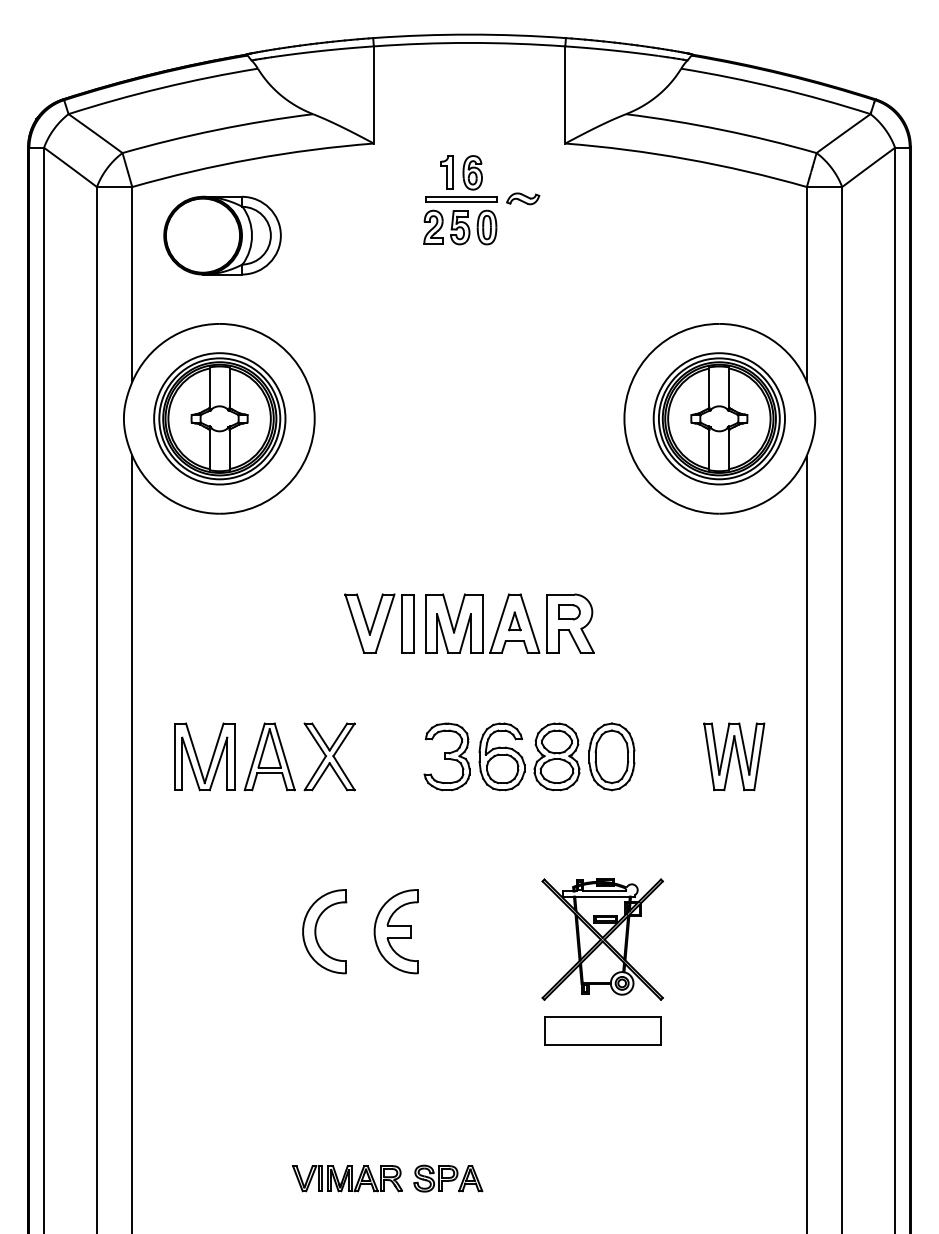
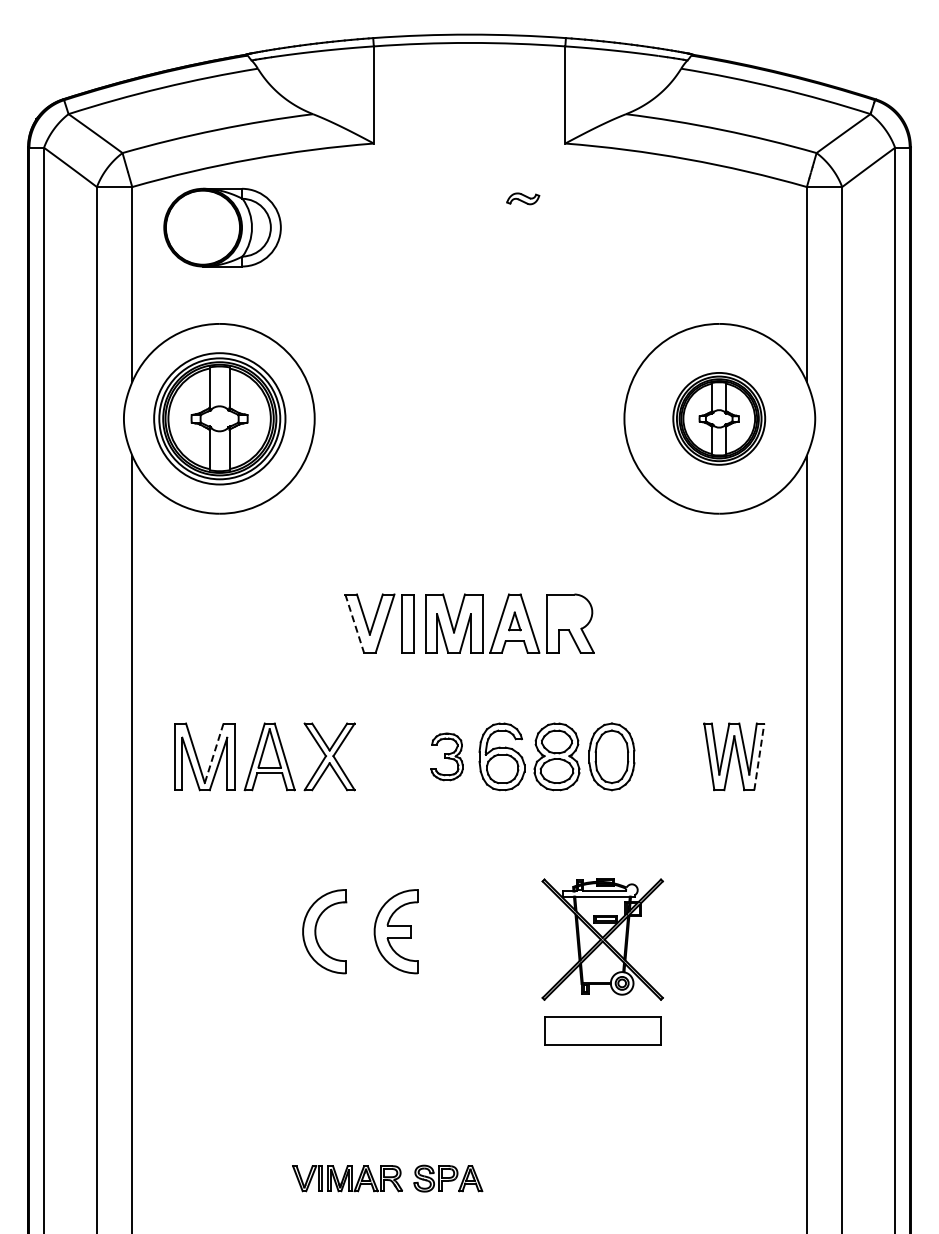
part: present -> none (460, 200)
part position: (222, 235) -> (222, 227) (222, 227)
part size: 134x134 px -> 95x94 px (719, 418)
part: present -> none (569, 612)
line: solid -> dashed (354, 623)
line: solid -> dashed (214, 753)
part size: 48x70 px -> 34x50 px (446, 756)
line: solid -> dashed (759, 756)
